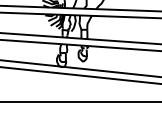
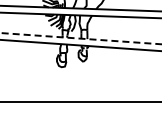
line: solid -> dashed (81, 38)
line: present -> none (80, 68)
line: present -> none (80, 75)
